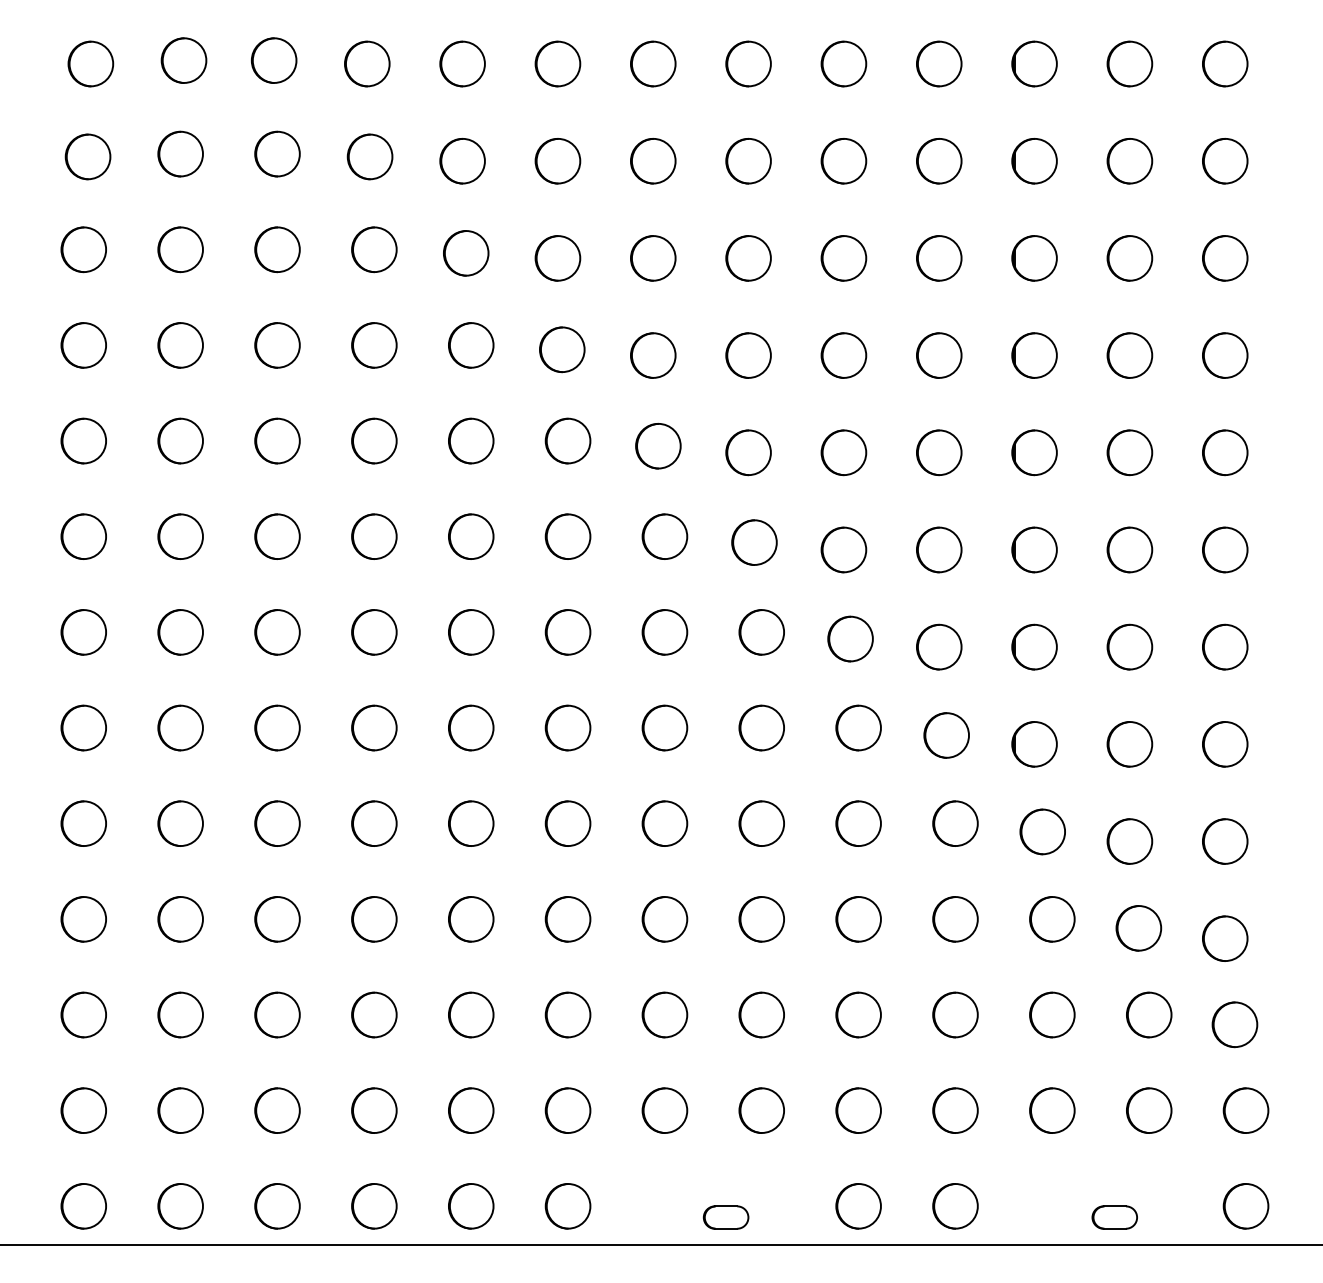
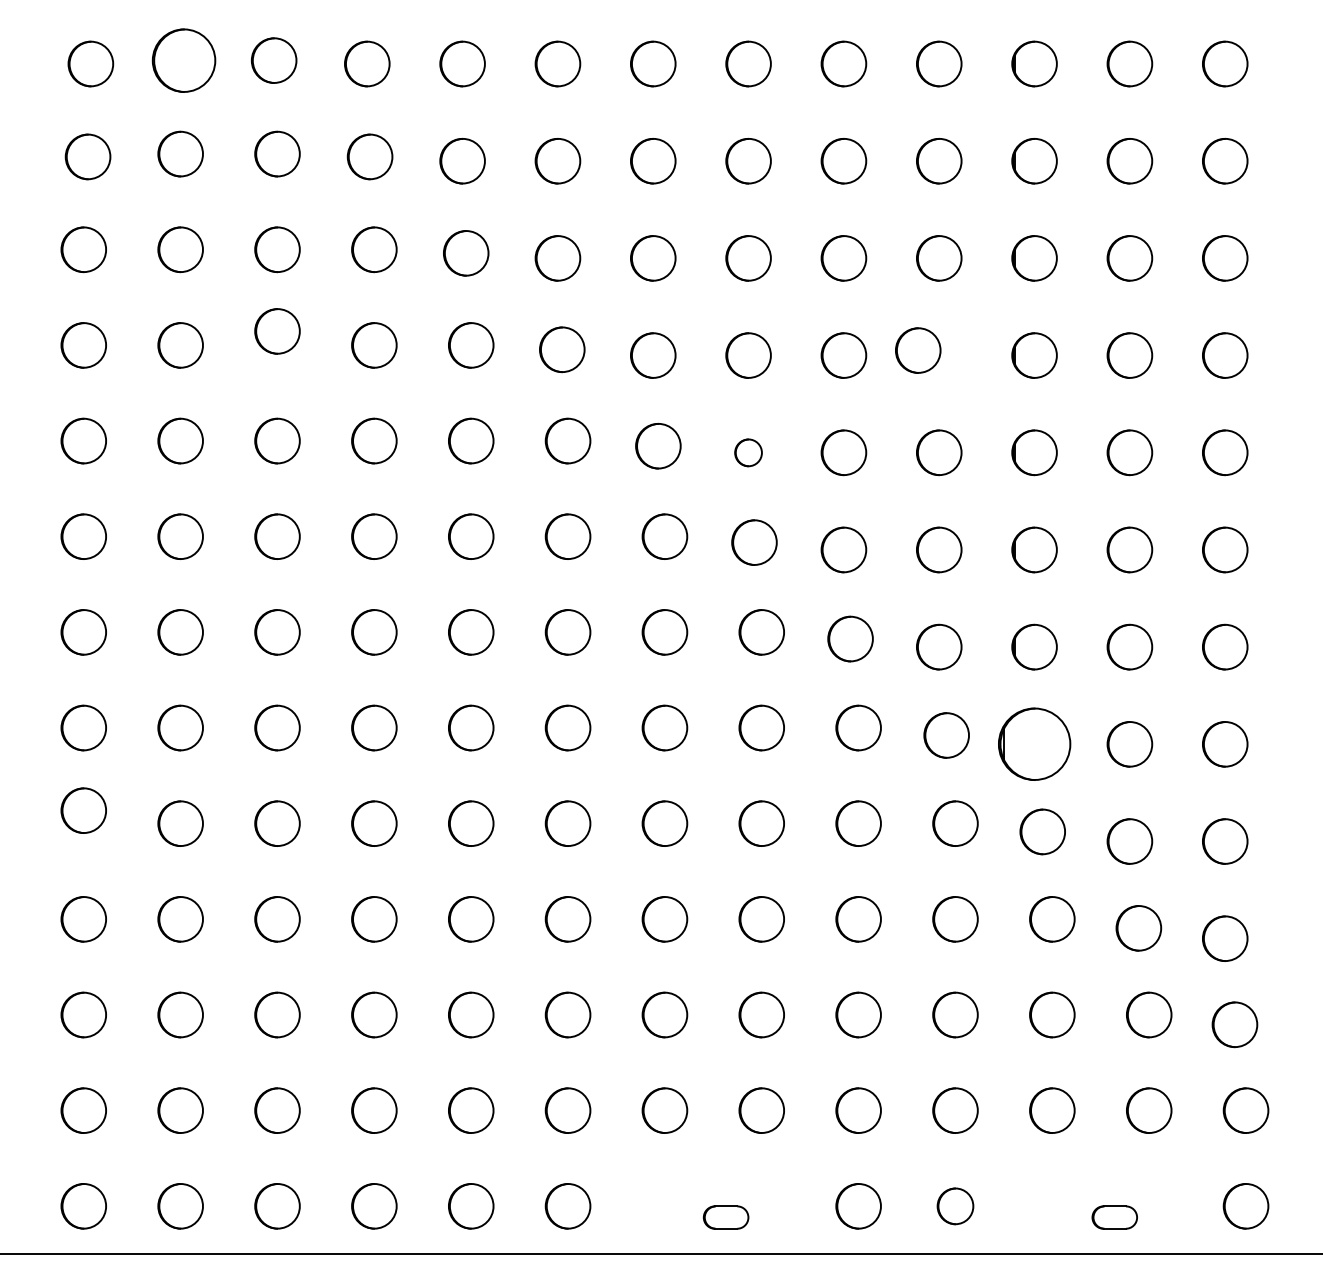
part size: 48x47 px -> 66x65 px (183, 60)
circle position: (277, 345) -> (277, 331) (277, 331)
circle position: (939, 355) -> (918, 350) (918, 350)
part size: 47x48 px -> 29x30 px (748, 452)
part size: 47x47 px -> 74x74 px (1034, 743)
circle position: (83, 823) -> (83, 810) (83, 810)
circle size: 47x47 px -> 39x39 px (955, 1206)
line position: (660, 1244) -> (660, 1253) (660, 1253)
